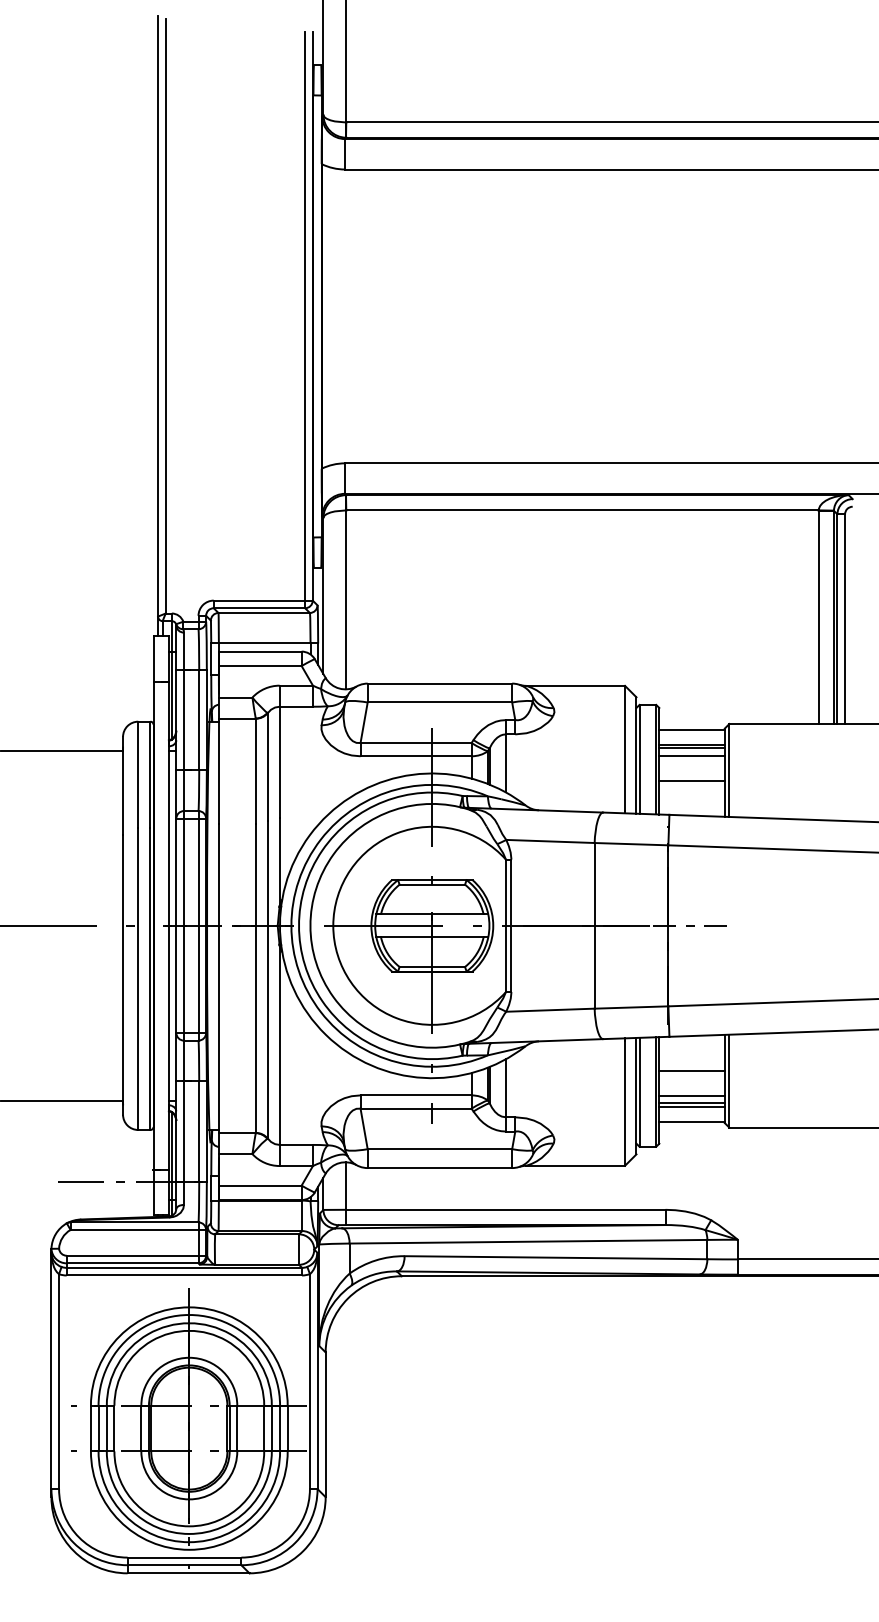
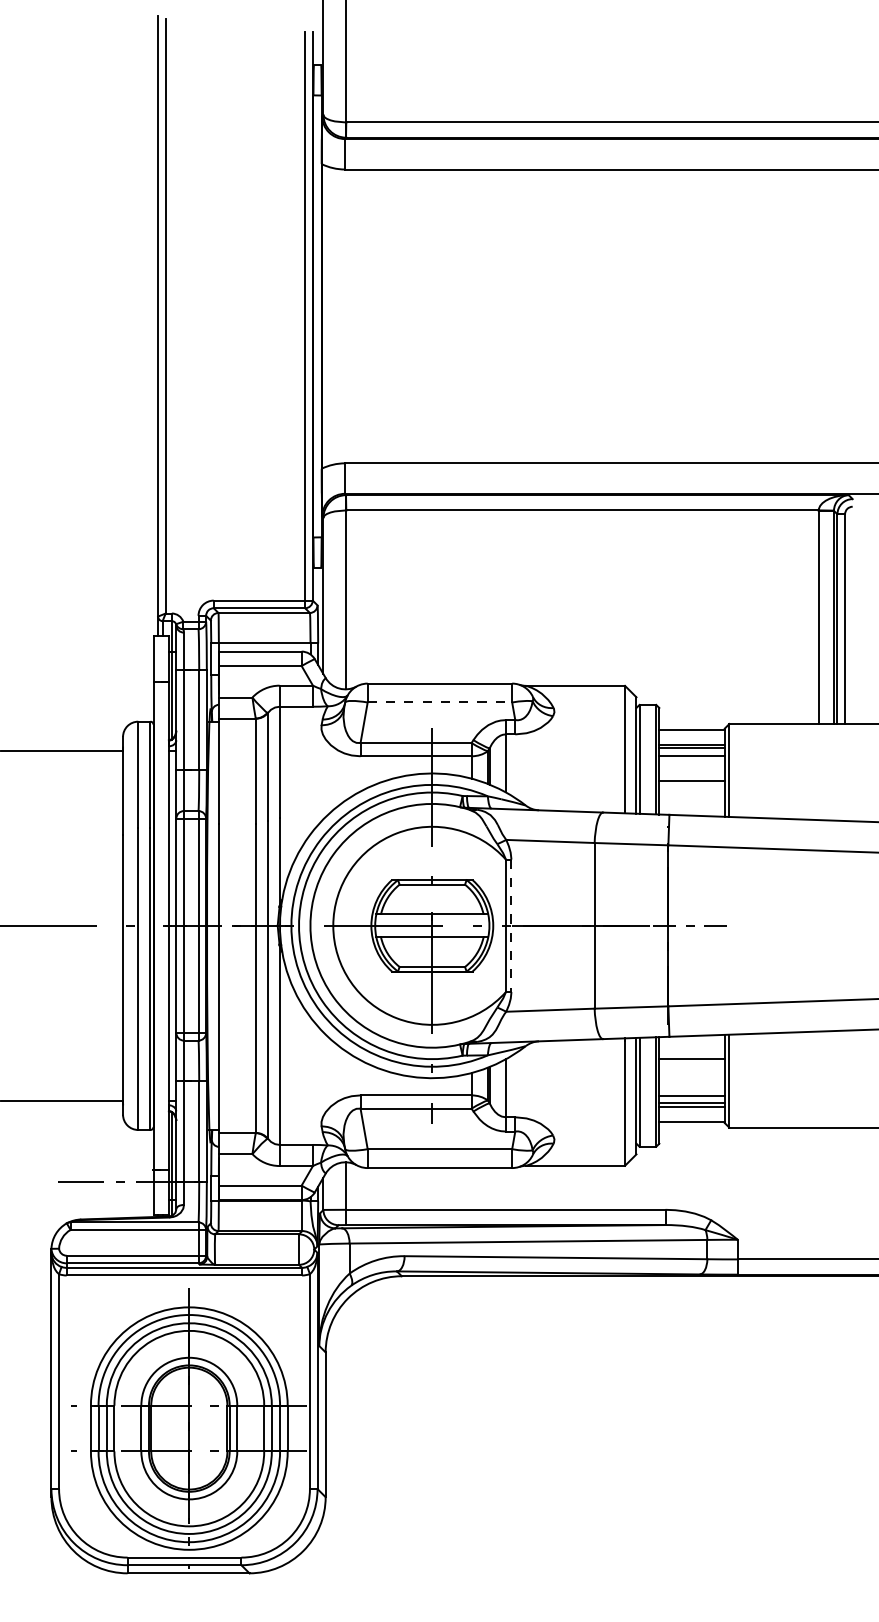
line: solid -> dashed (440, 702)
line: solid -> dashed (511, 926)
line position: (691, 1070) -> (691, 1058) (691, 1058)
